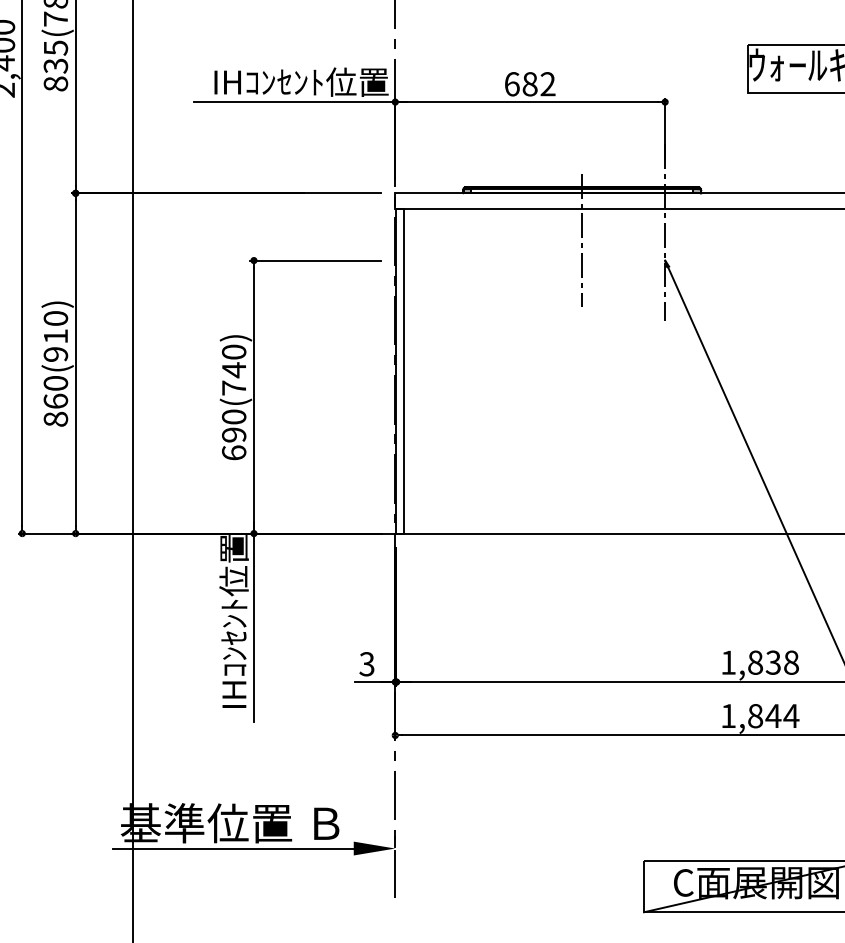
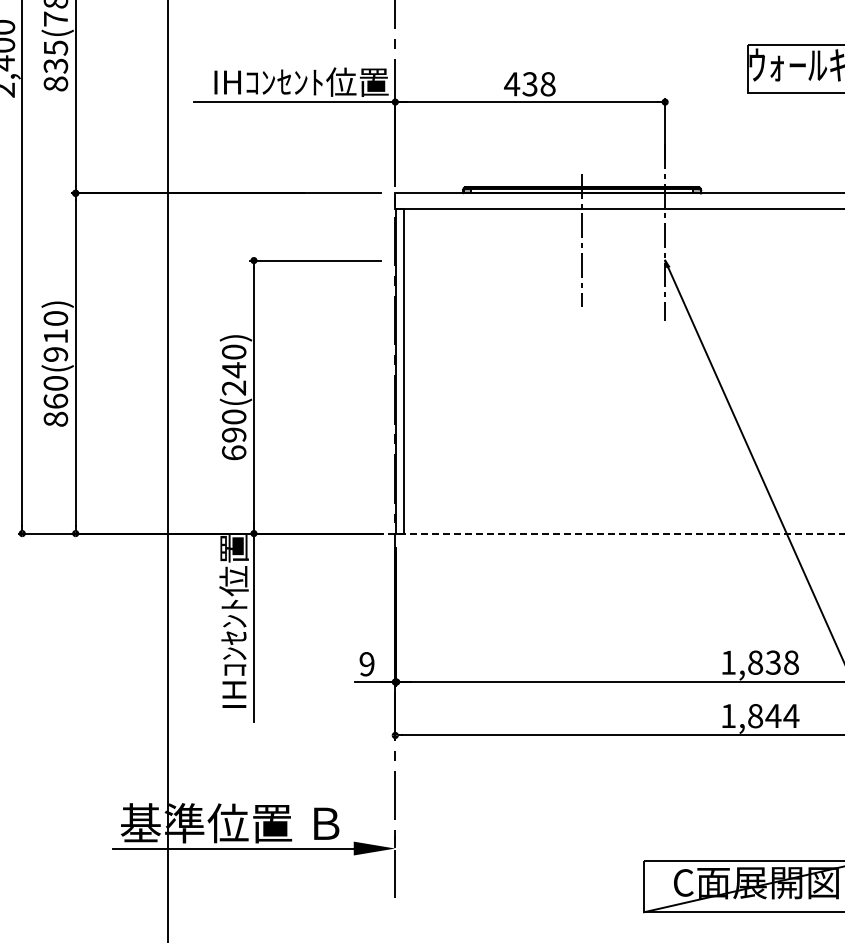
text: 682 -> 438 (529, 84)
text: 690(740) -> 690(240) (233, 387)
line position: (133, 470) -> (168, 470) (168, 470)
line: solid -> dashed (580, 533)
text: 3 -> 9 (366, 664)
